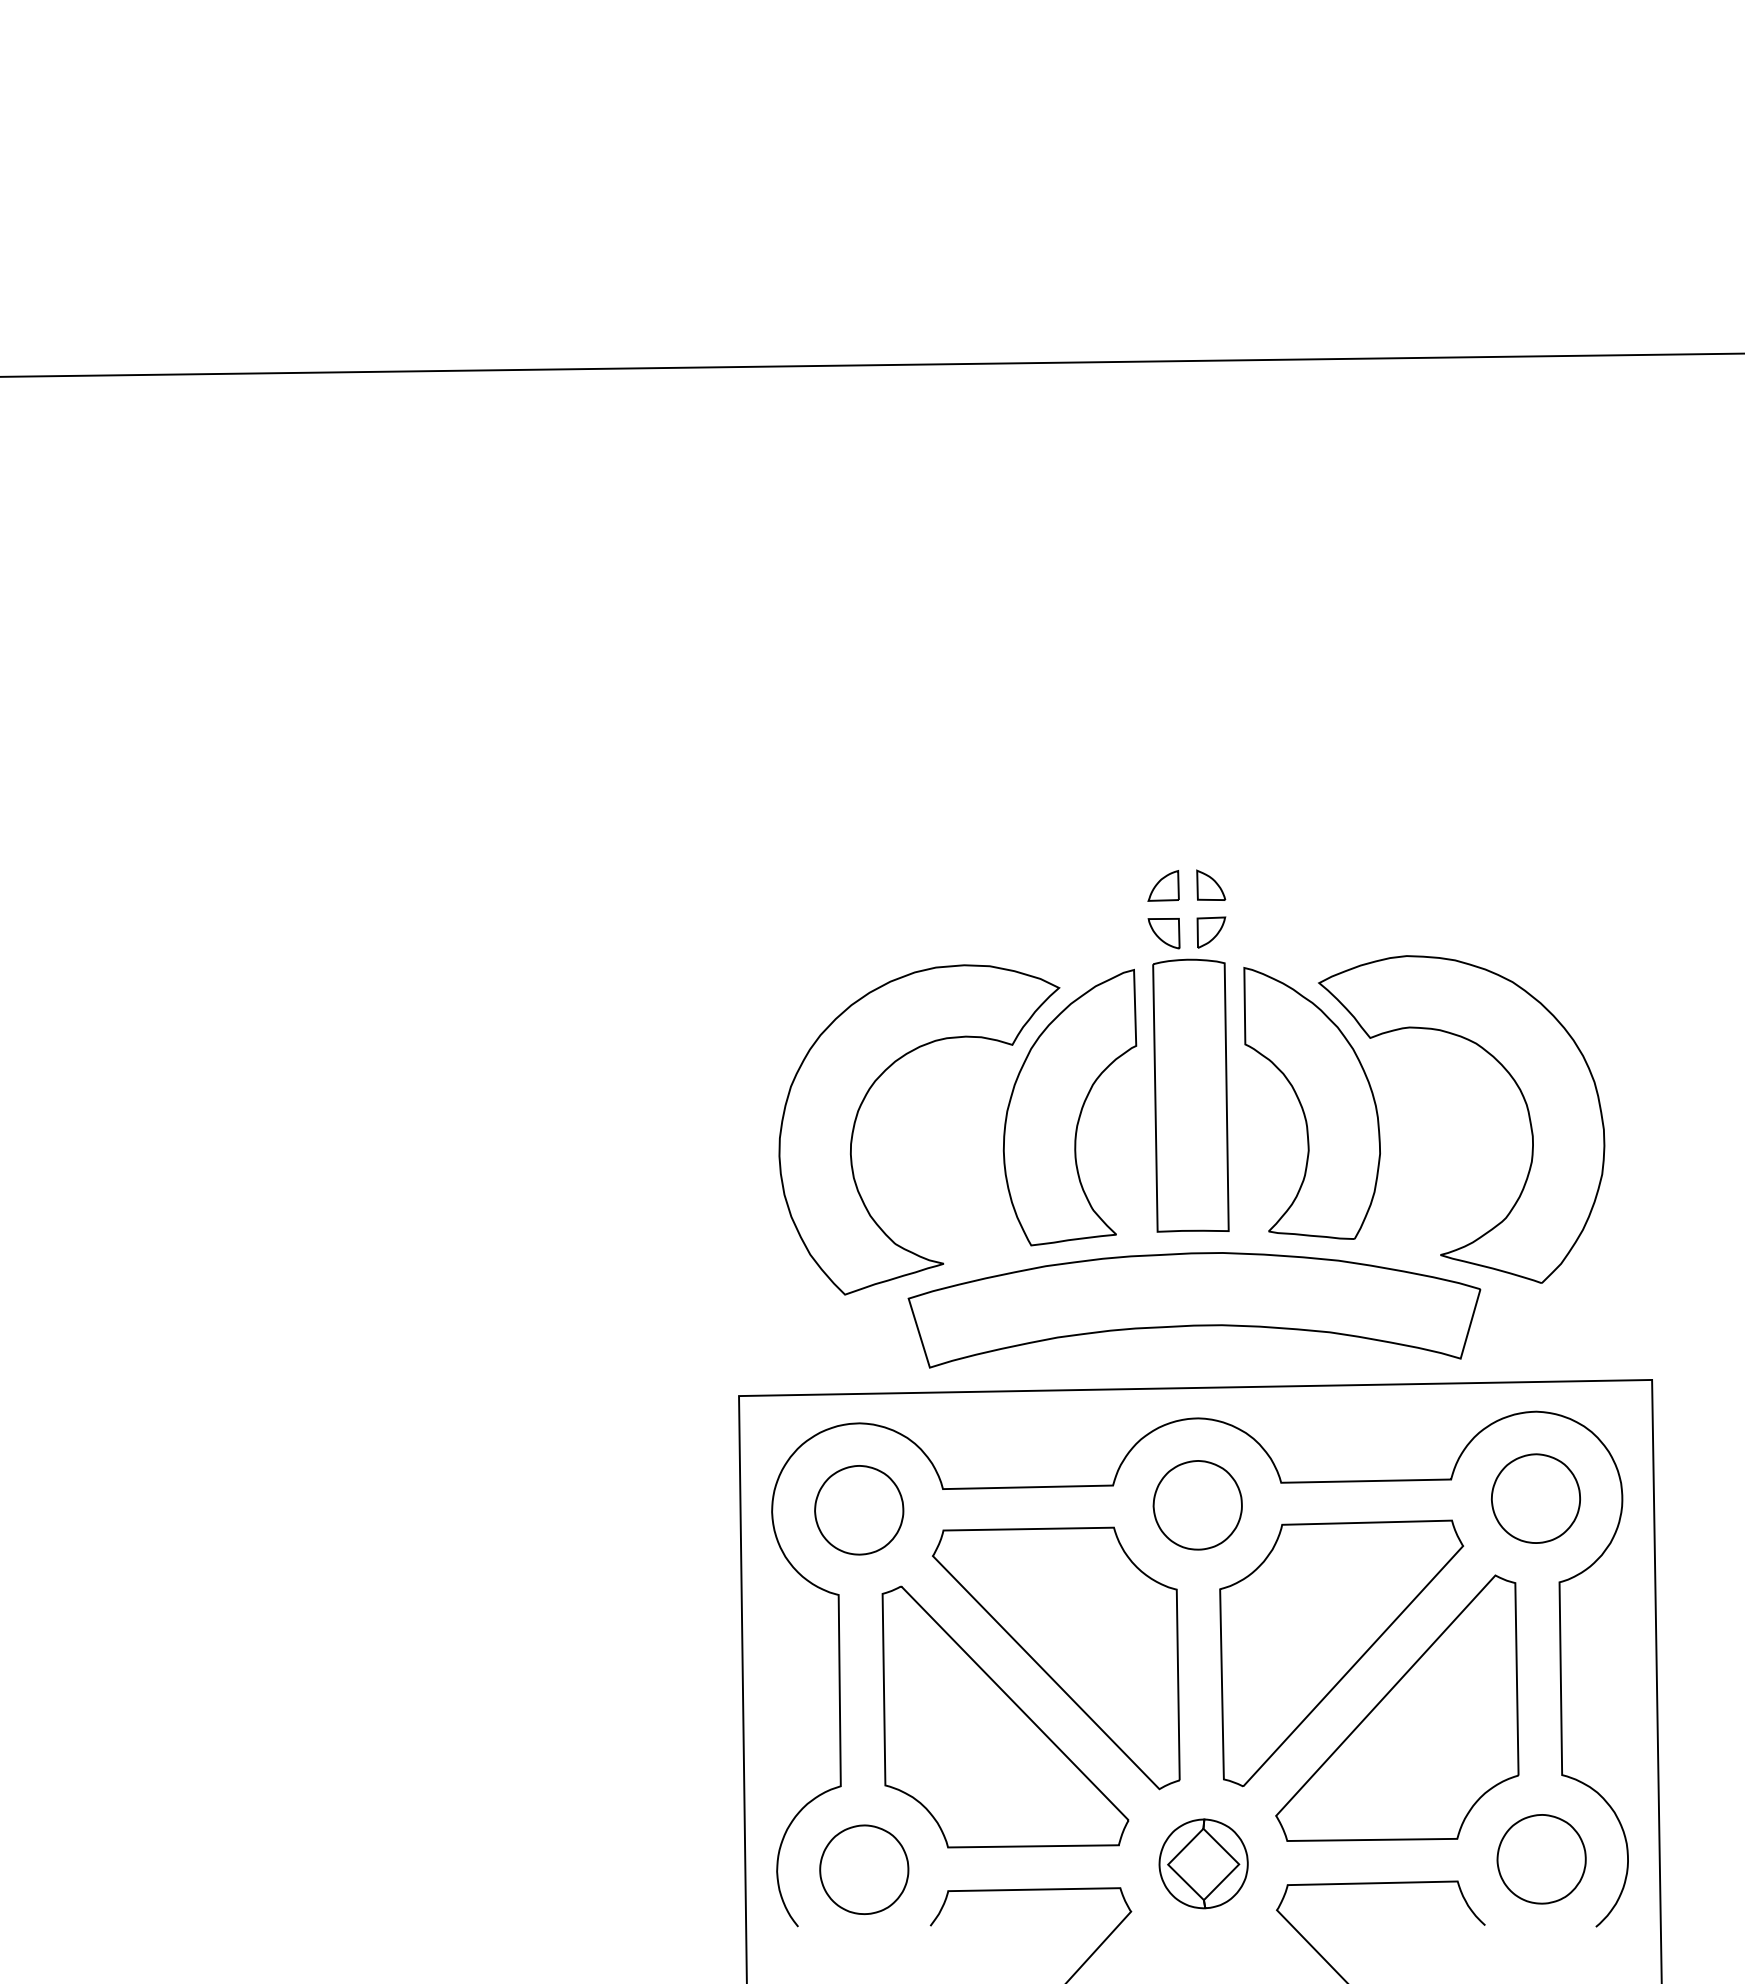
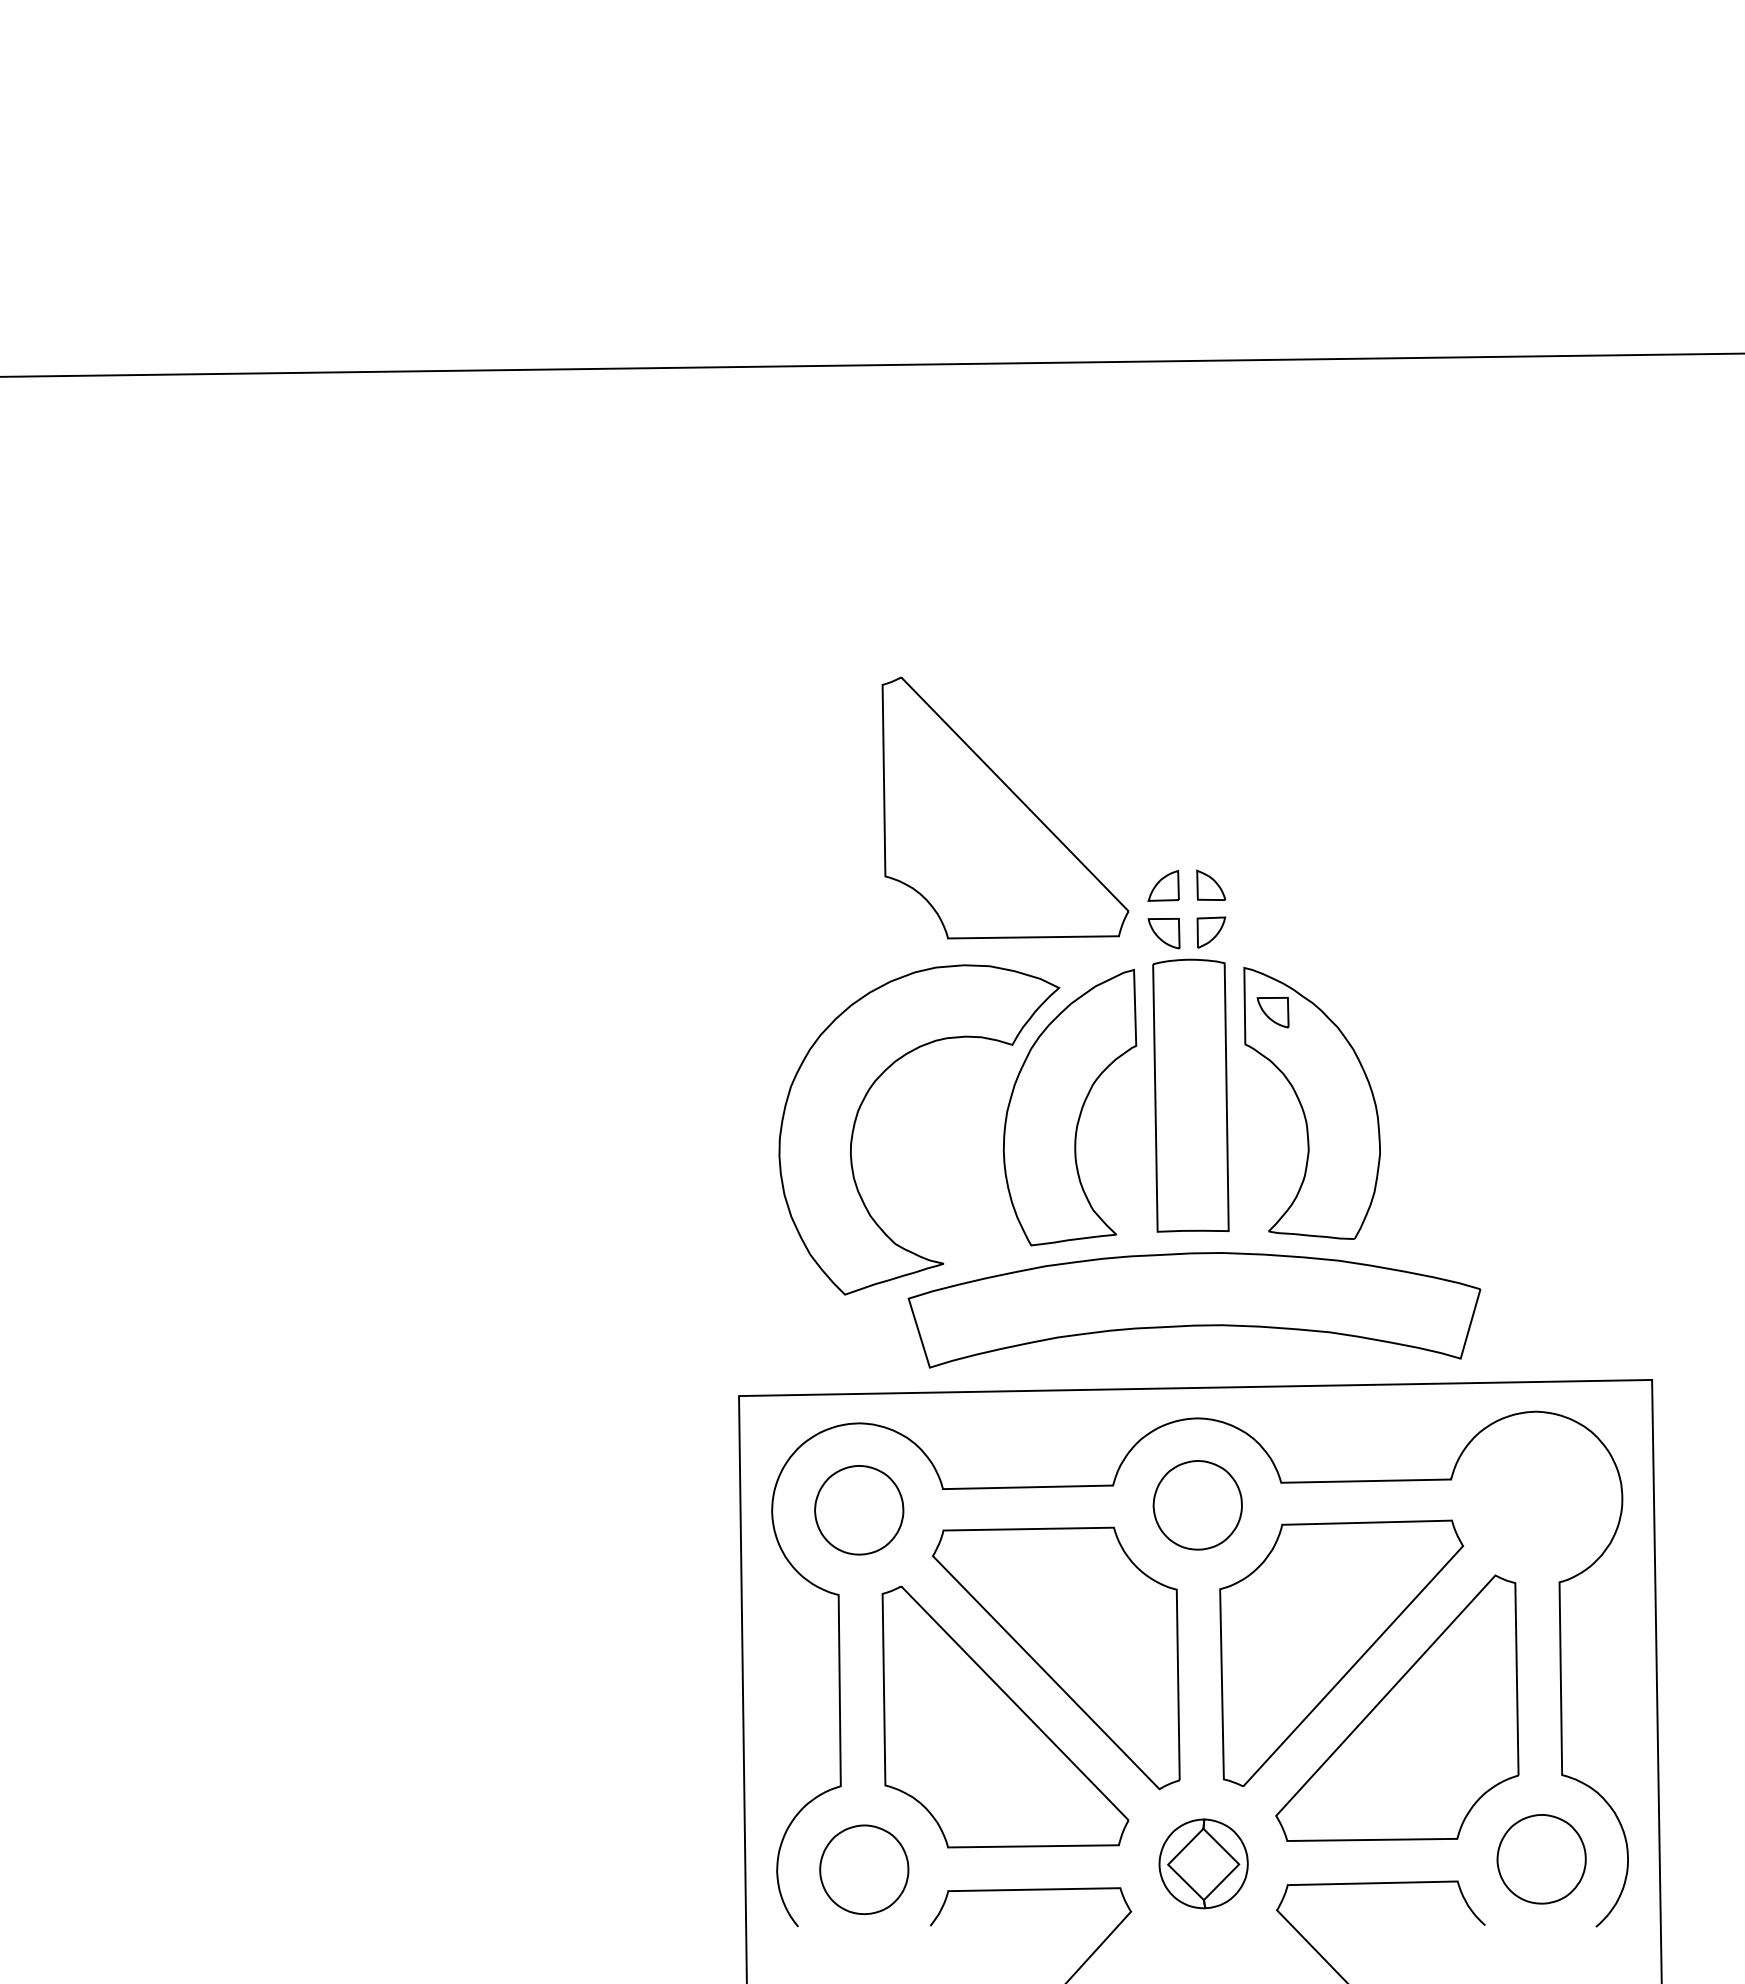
part: none -> present (1005, 807)
part: none -> present (1272, 1012)
part: present -> none (1515, 1084)
part: present -> none (1535, 1498)
